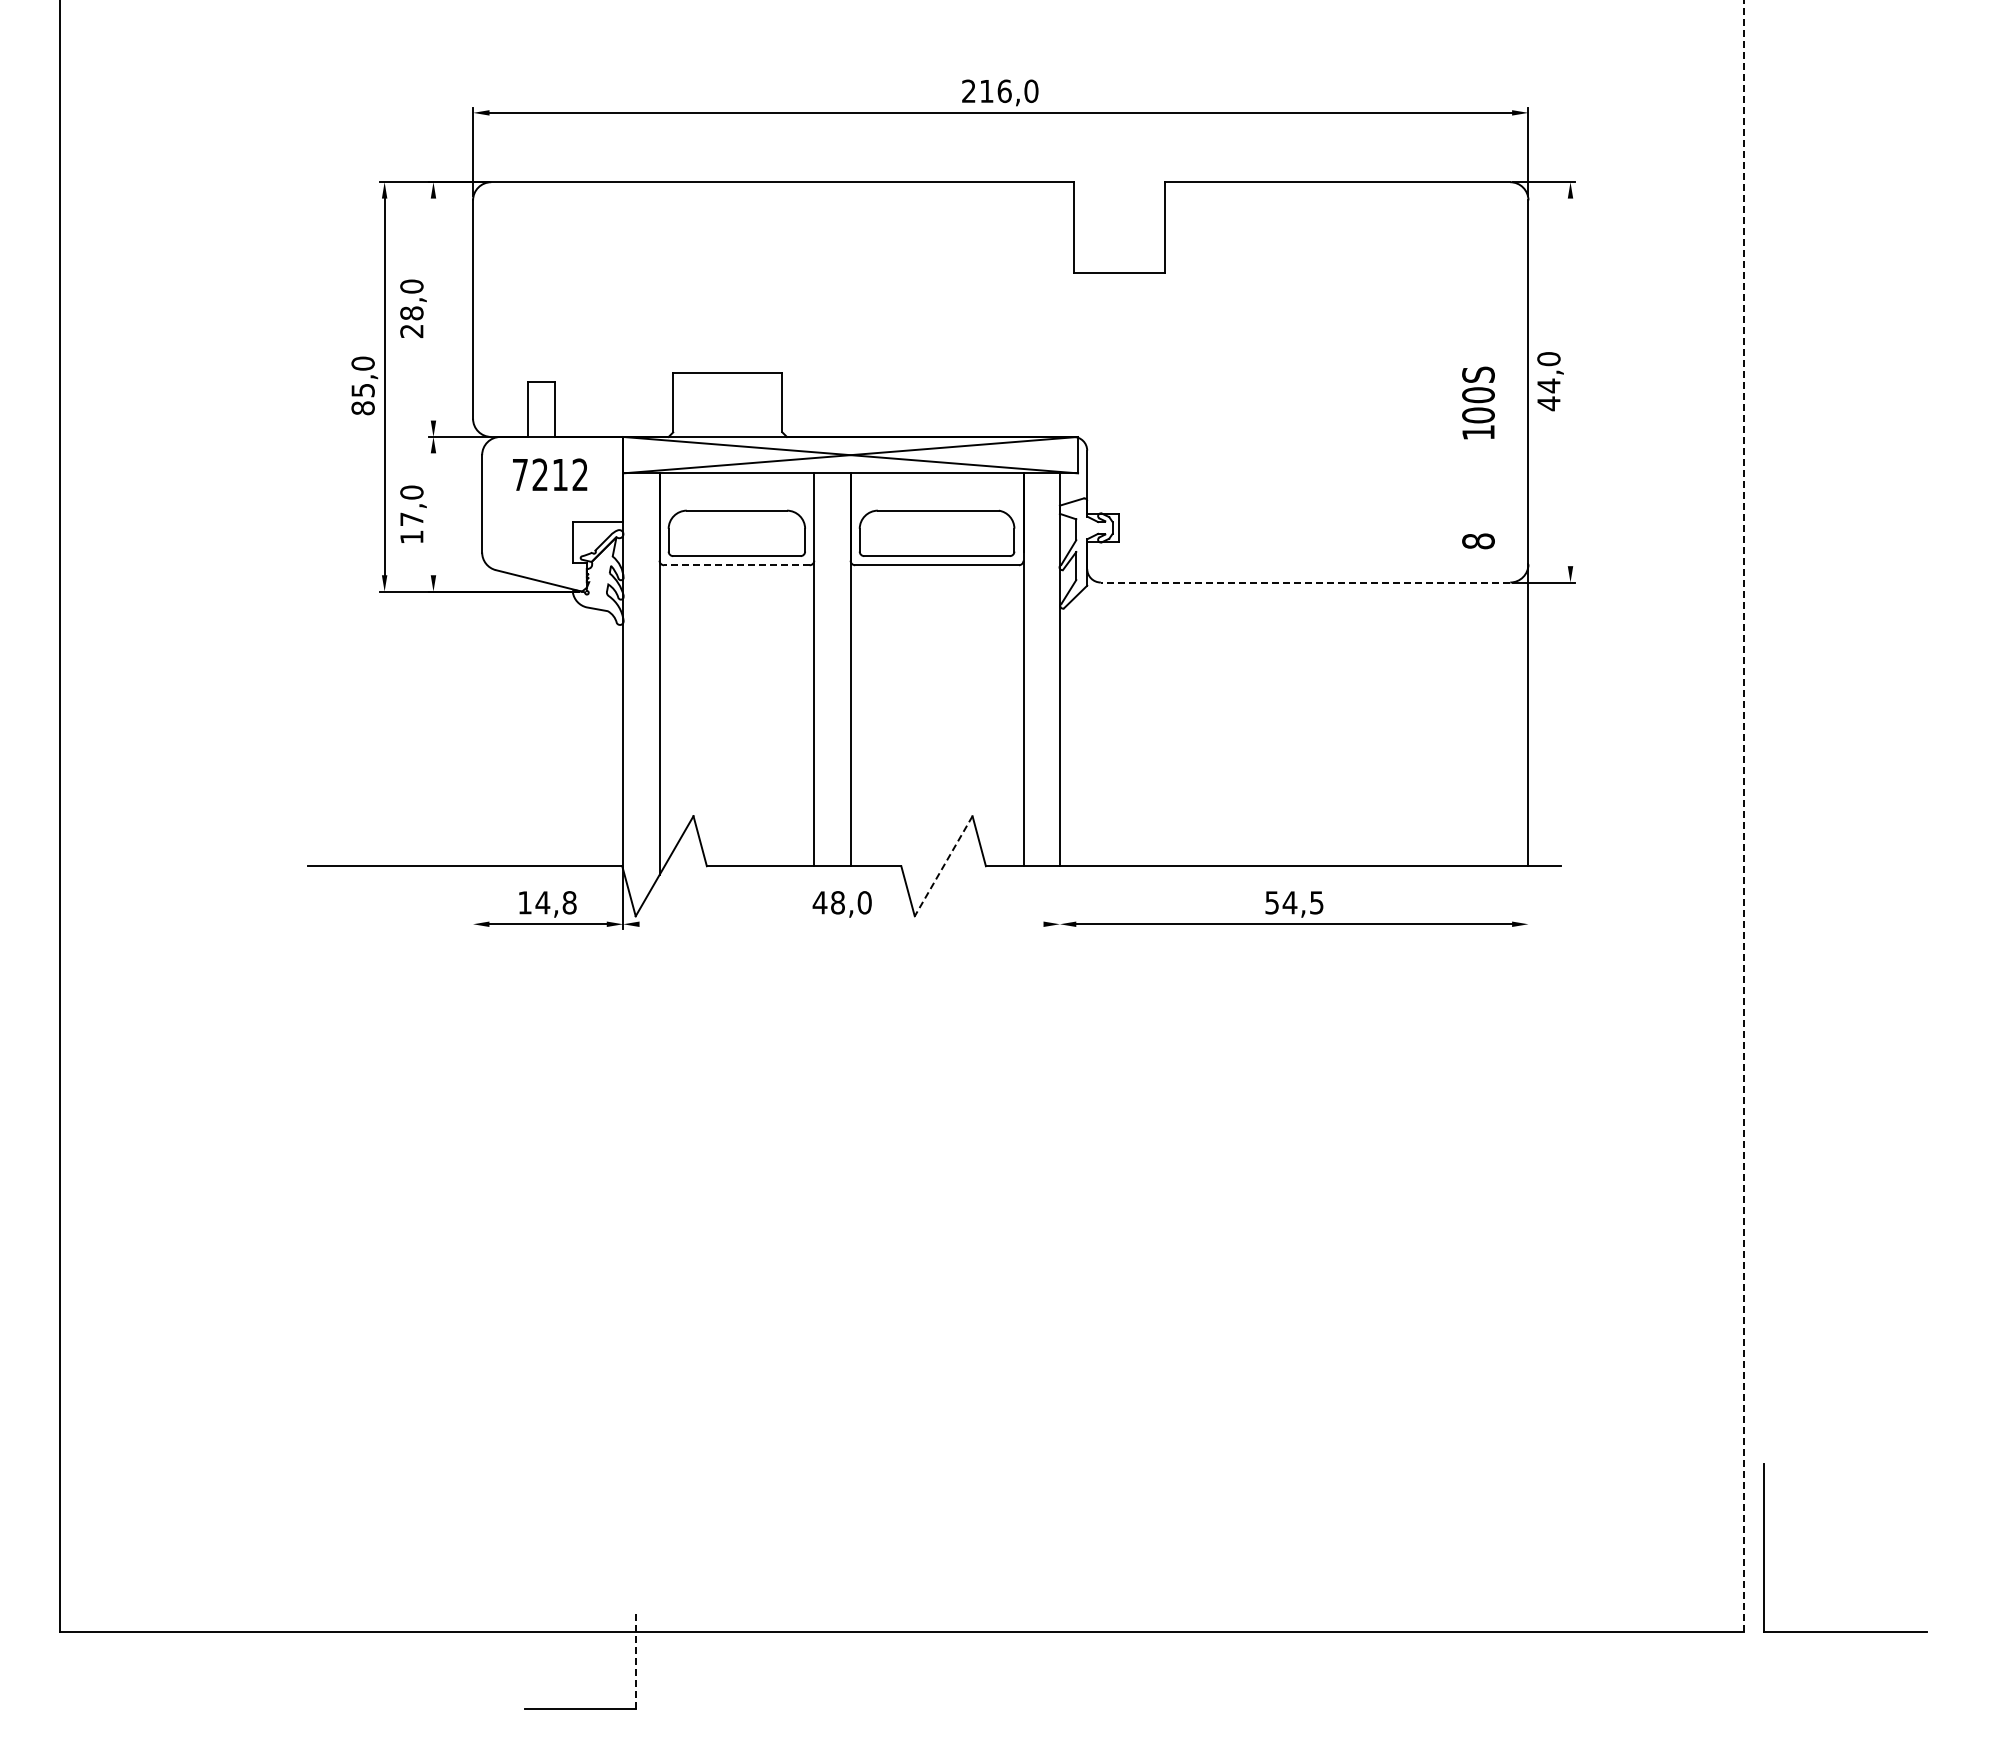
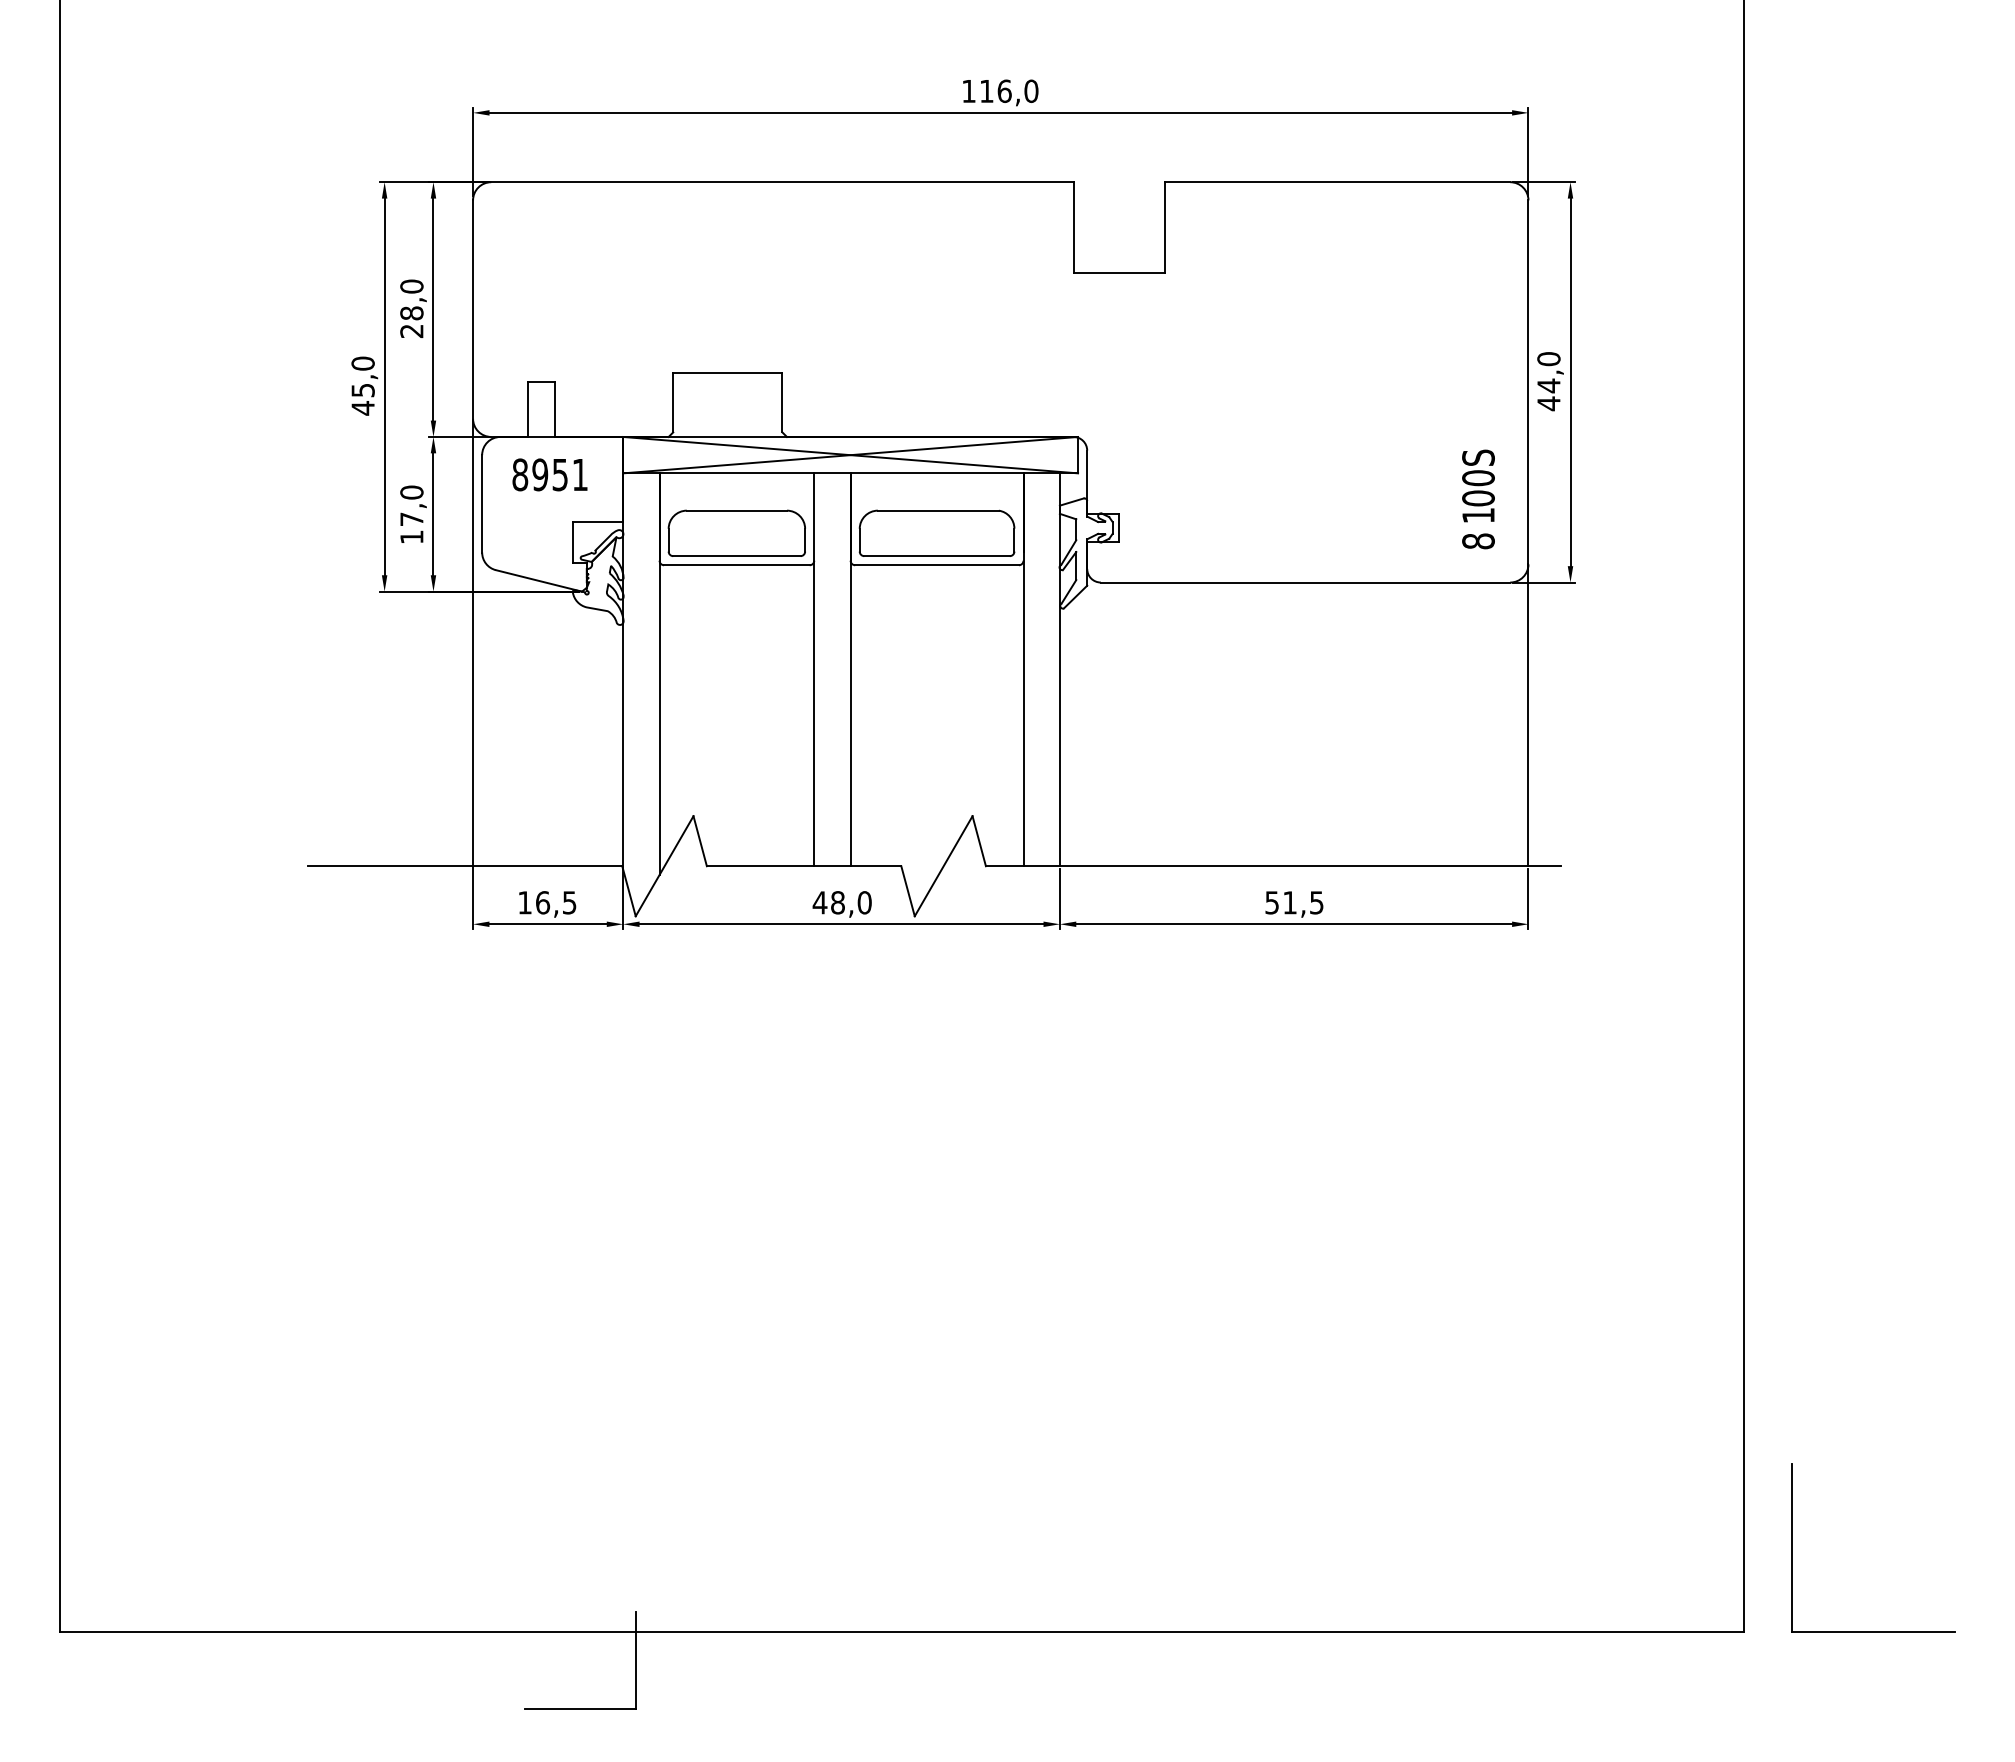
text: 216,0 -> 116,0 (968, 90)
line: none -> present (433, 309)
line: none -> present (1570, 382)
text position: (1478, 402) -> (1478, 485) (1478, 485)
text: 85,0 -> 45,0 (362, 408)
text: 7212 -> 8951 (549, 474)
line: none -> present (433, 514)
line: dashed -> solid (736, 565)
line: dashed -> solid (1305, 582)
line: none -> present (473, 674)
line: dashed -> solid (1743, 815)
line: dashed -> solid (943, 866)
line: none -> present (1059, 898)
line: none -> present (1528, 898)
text: 14,8 -> 16,5 (555, 902)
text: 54,5 -> 51,5 (1289, 902)
line: none -> present (841, 924)
part position: (1764, 1547) -> (1792, 1547) (1792, 1547)
line: dashed -> solid (635, 1660)
